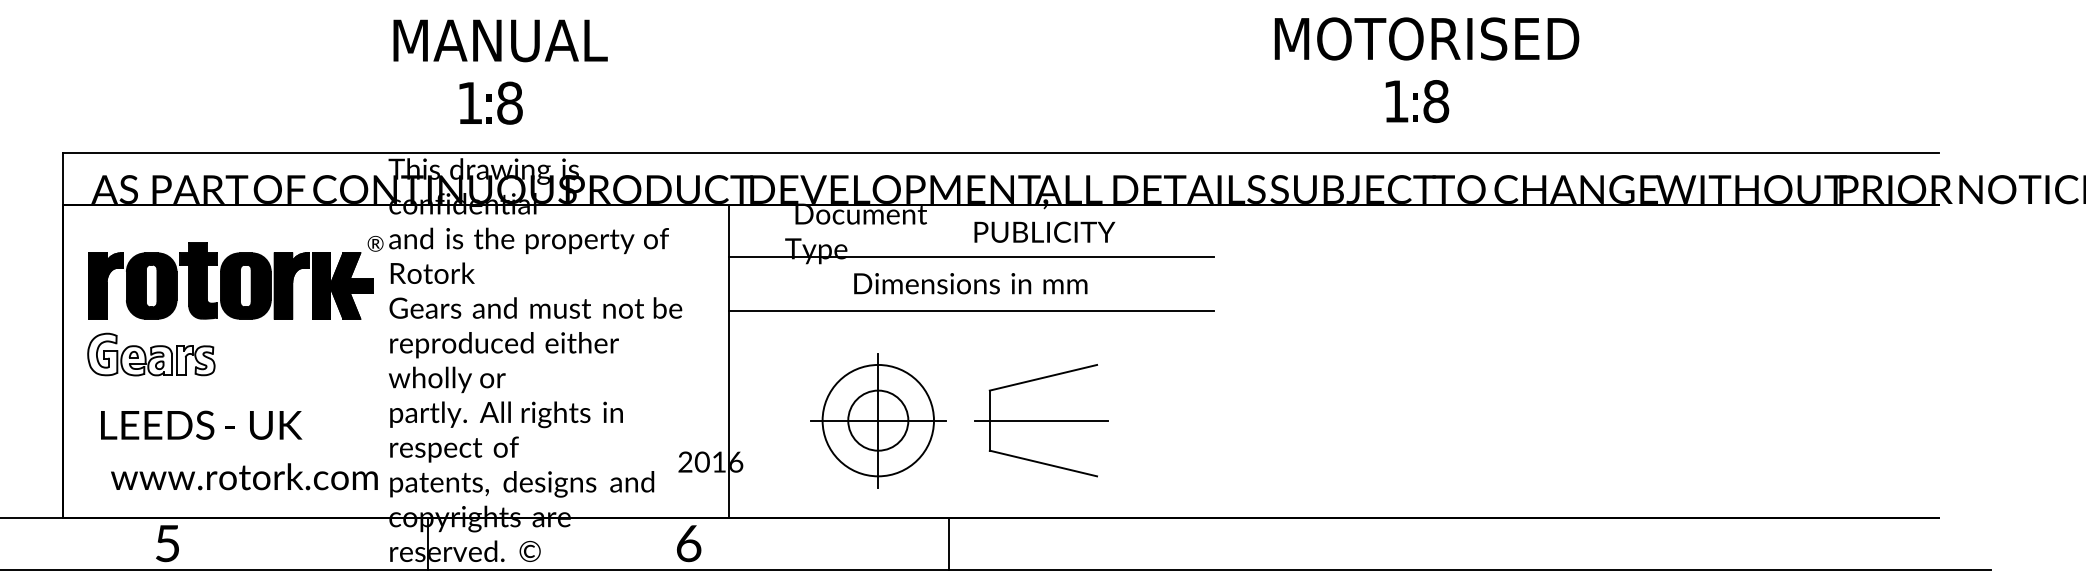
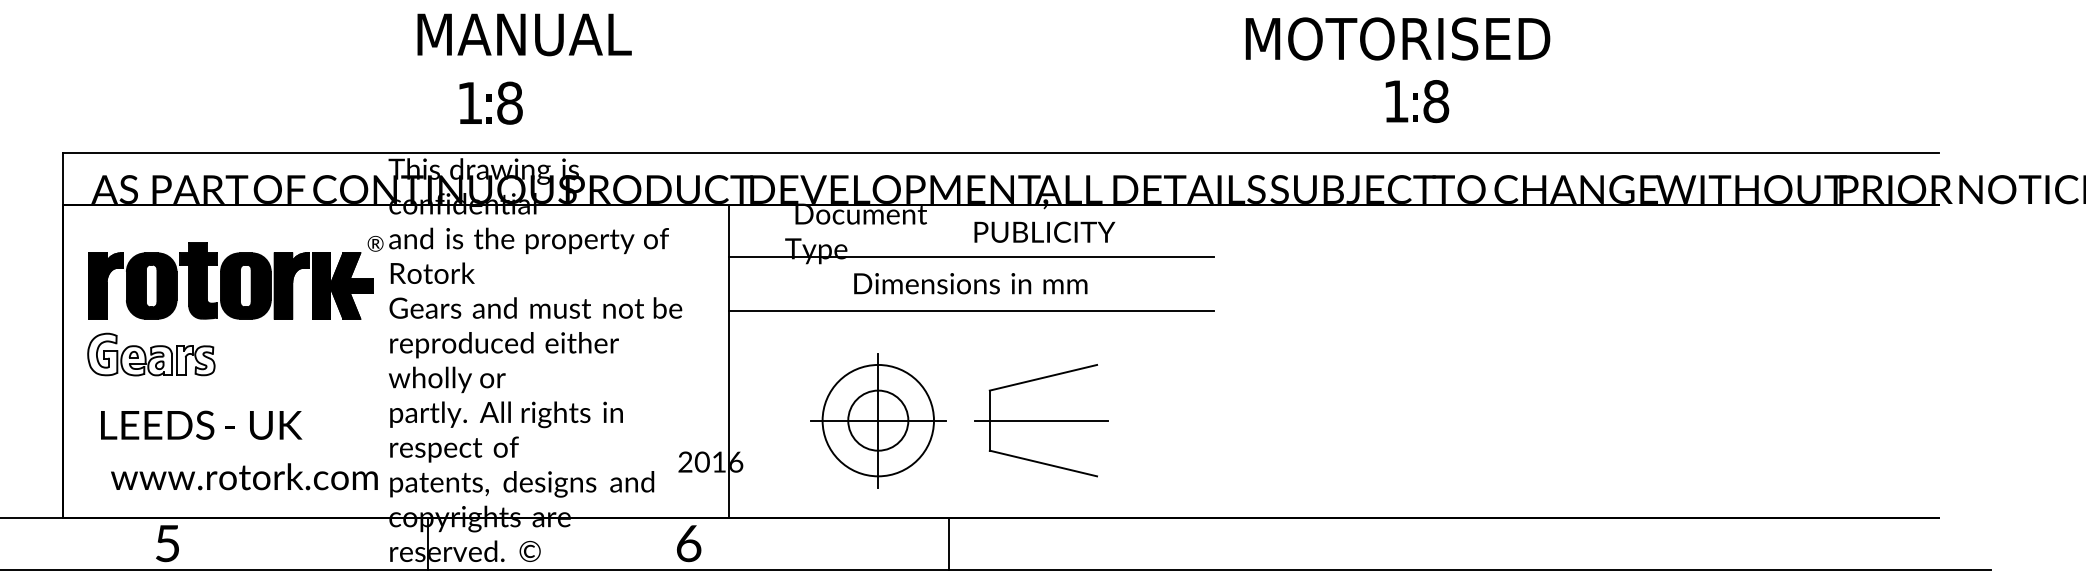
text position: (1426, 38) -> (1397, 38) (1397, 38)
text position: (500, 40) -> (524, 34) (524, 34)
